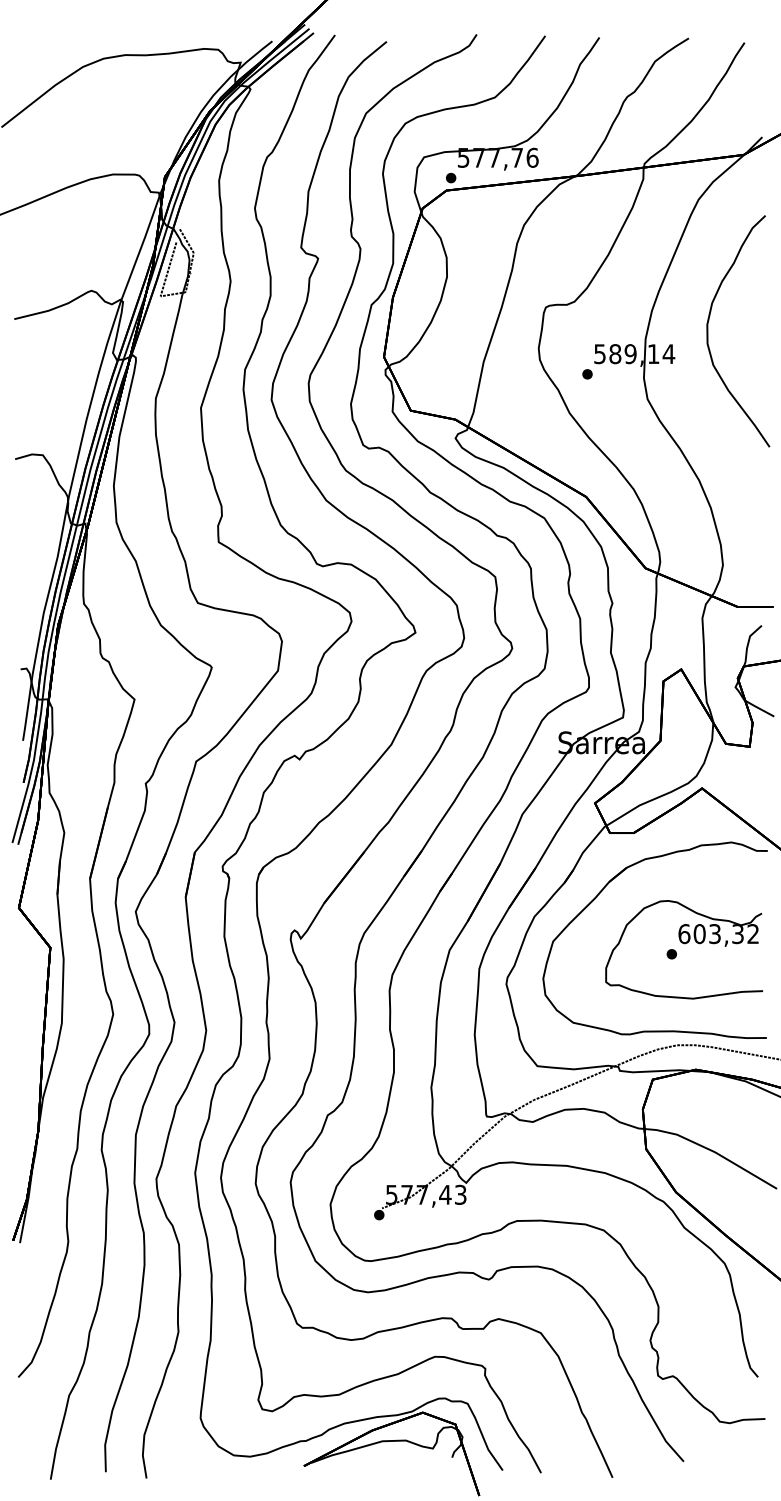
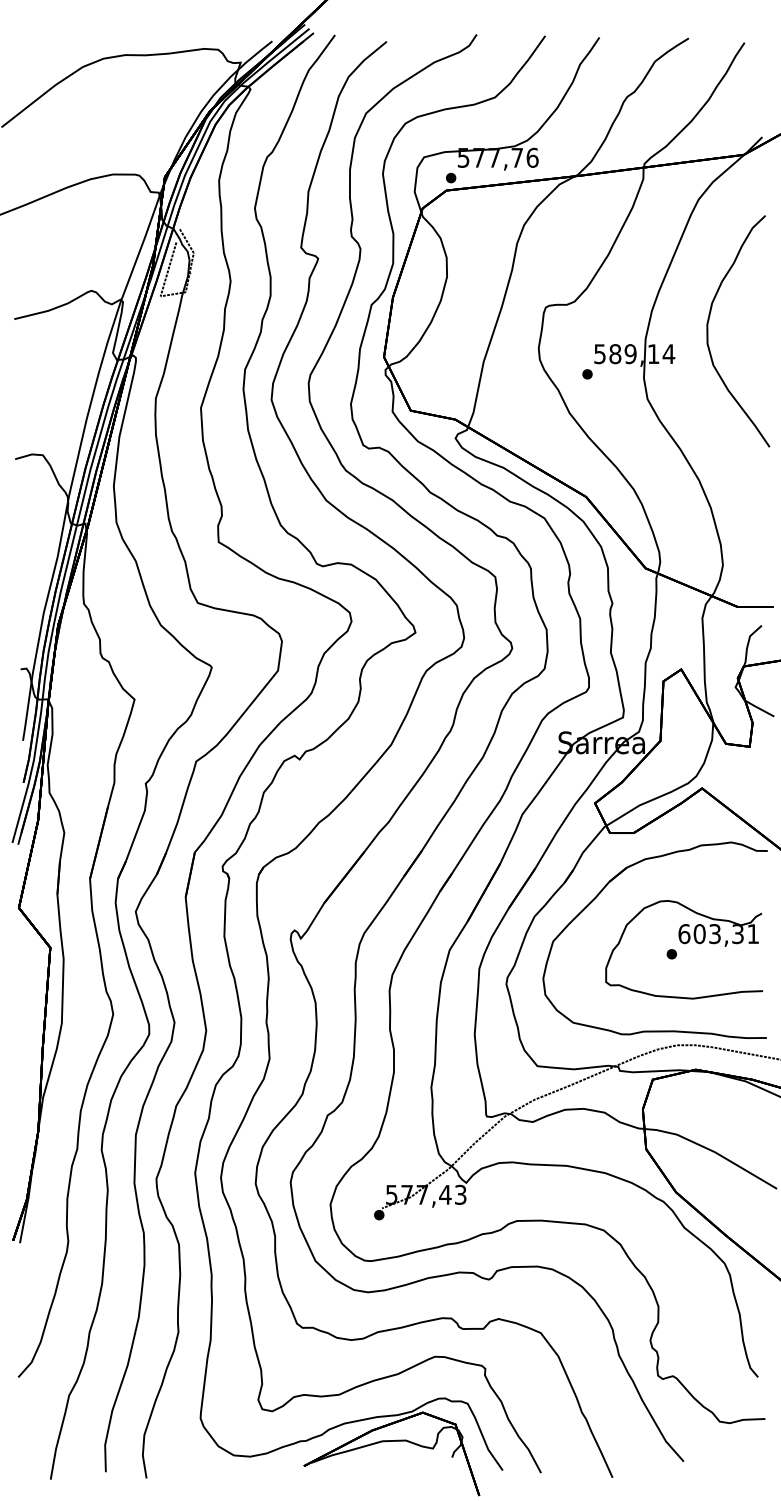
text: 603,32 -> 603,31 (752, 933)
